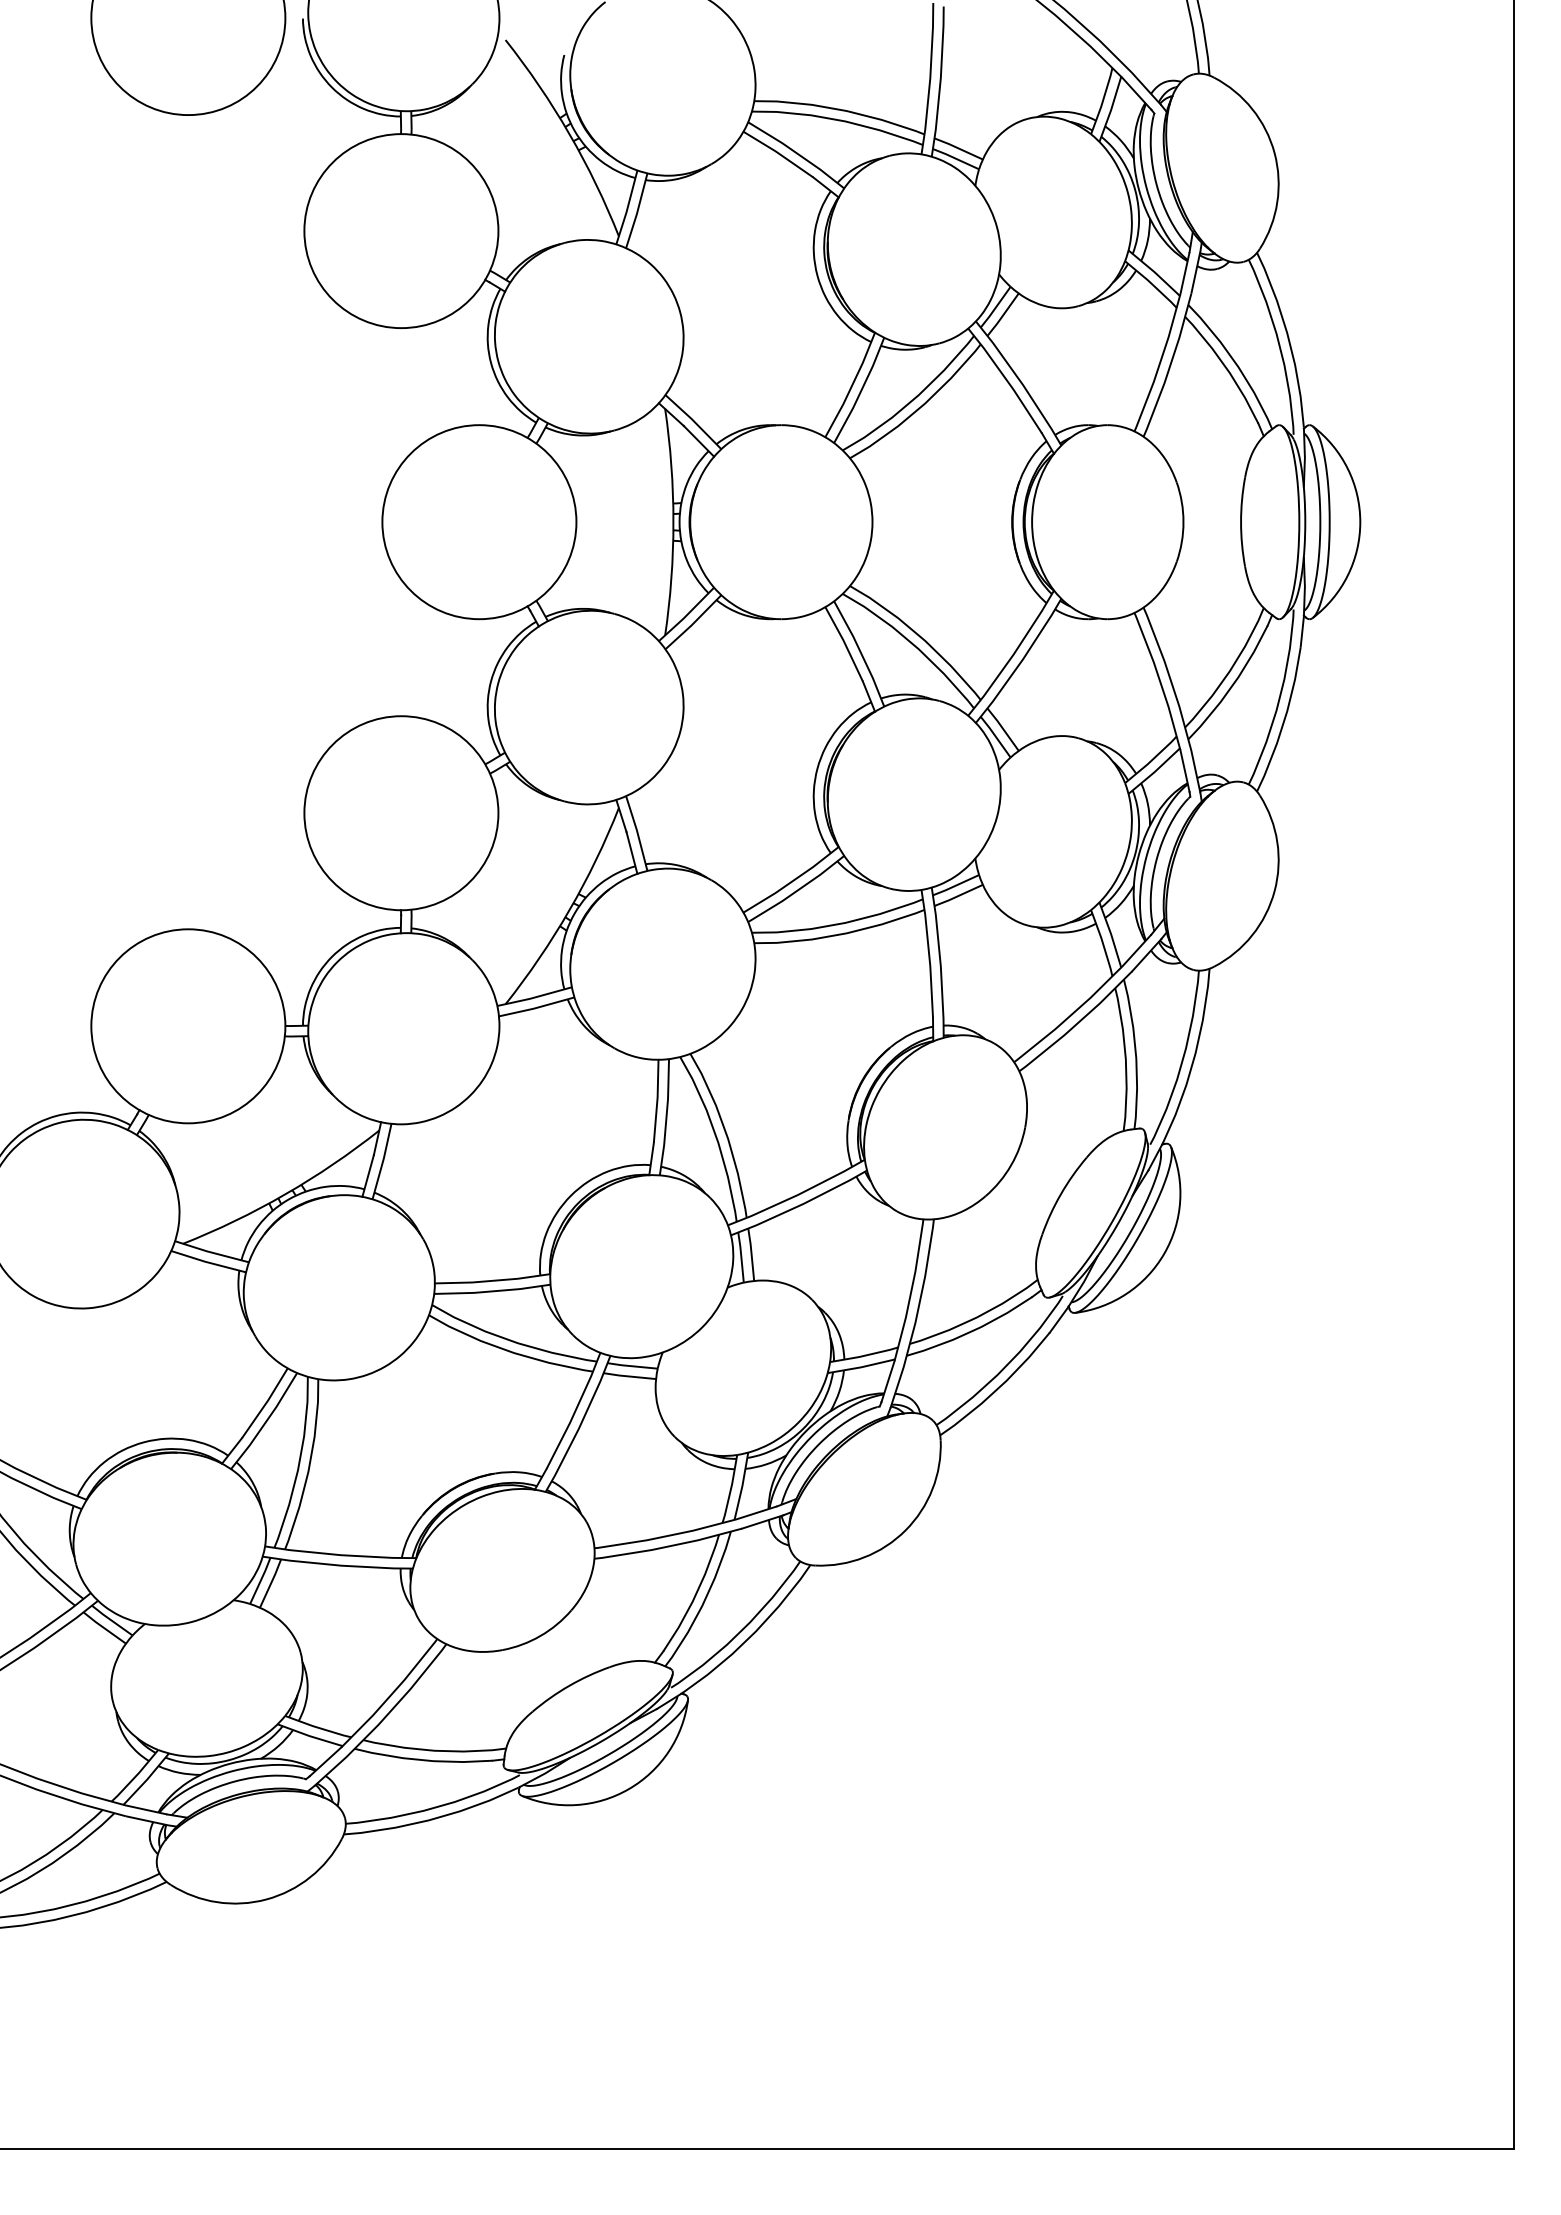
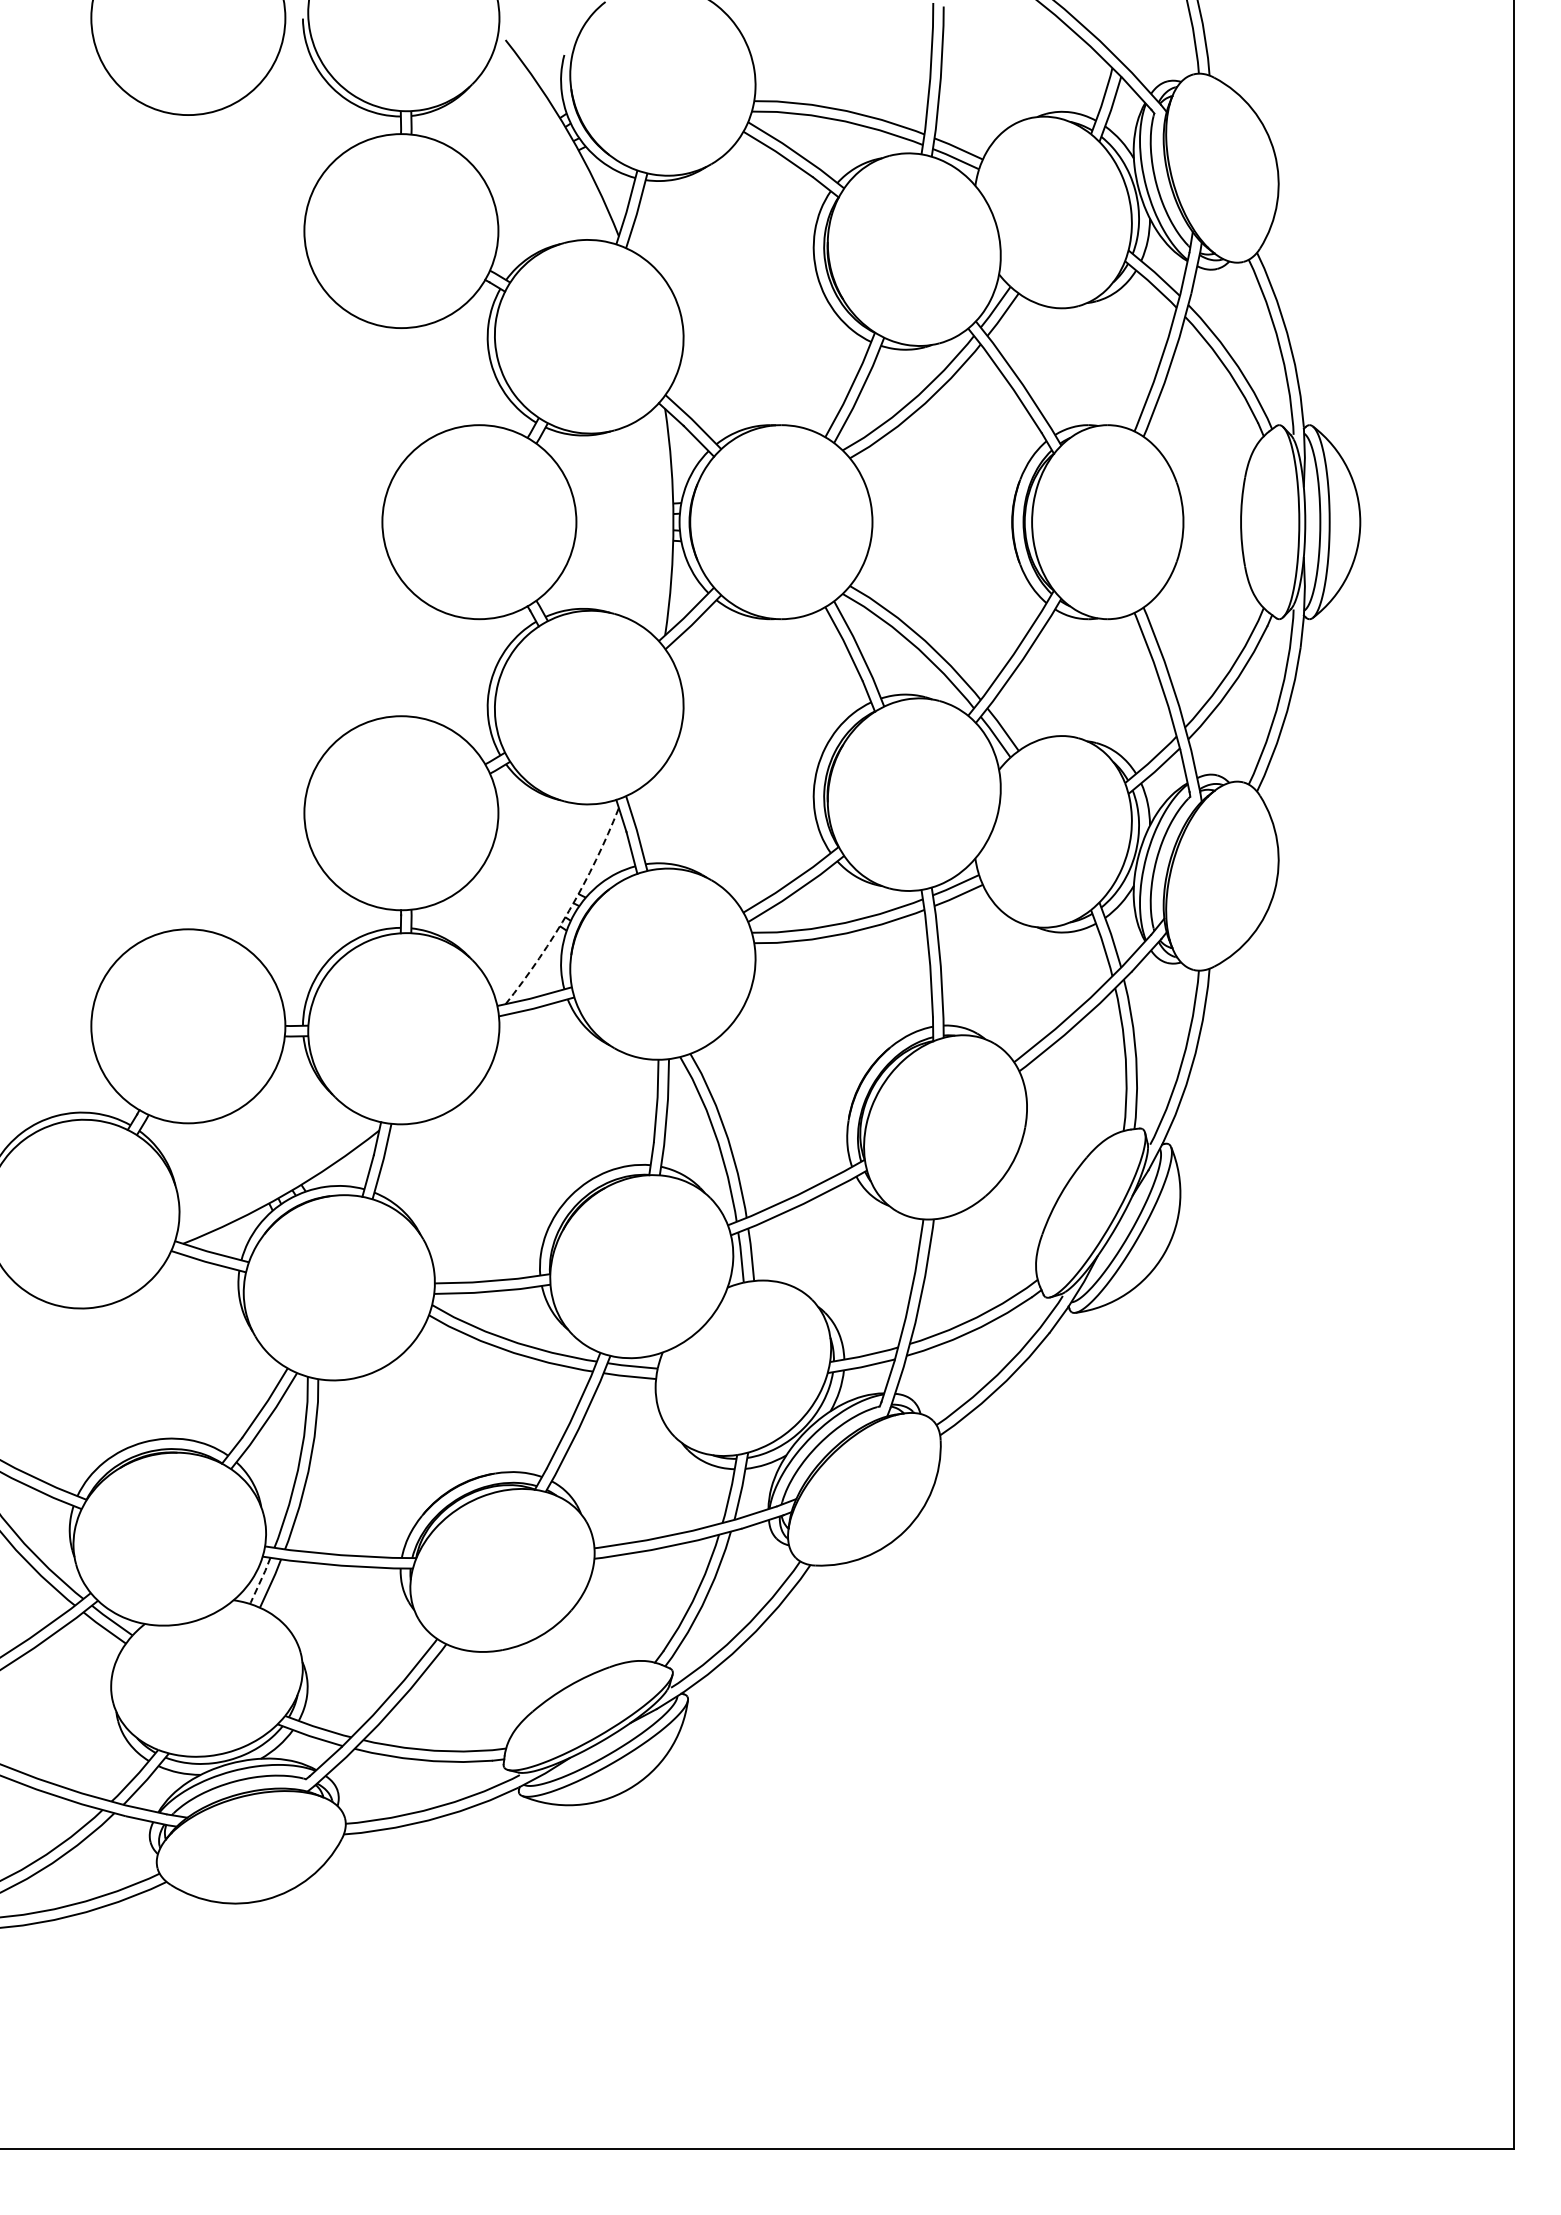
arc: solid -> dashed (569, 910)
line: solid -> dashed (260, 1580)
